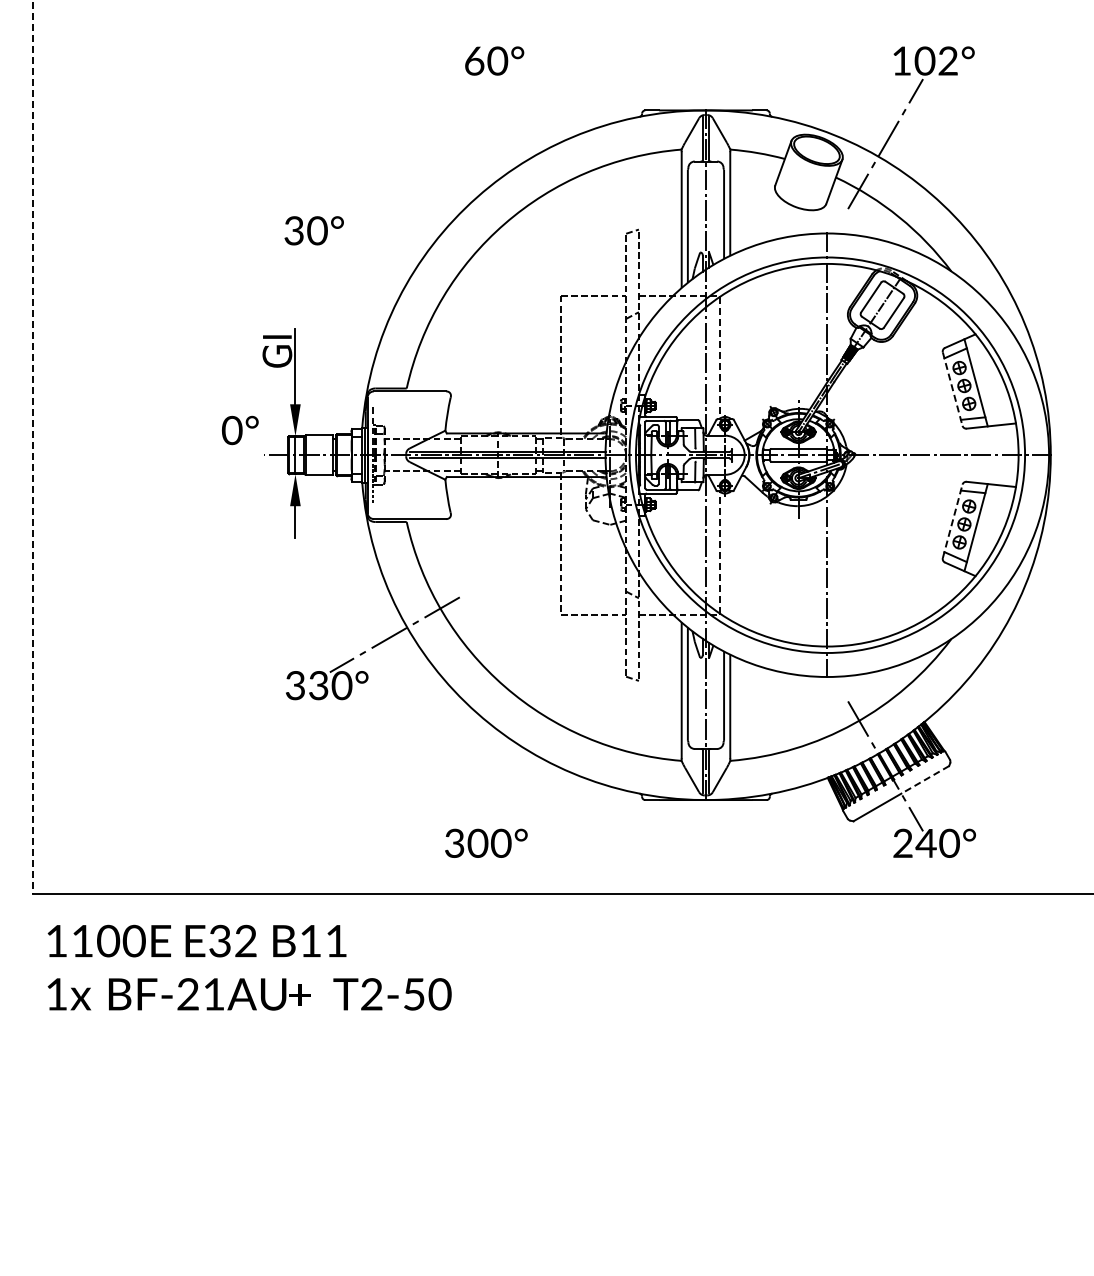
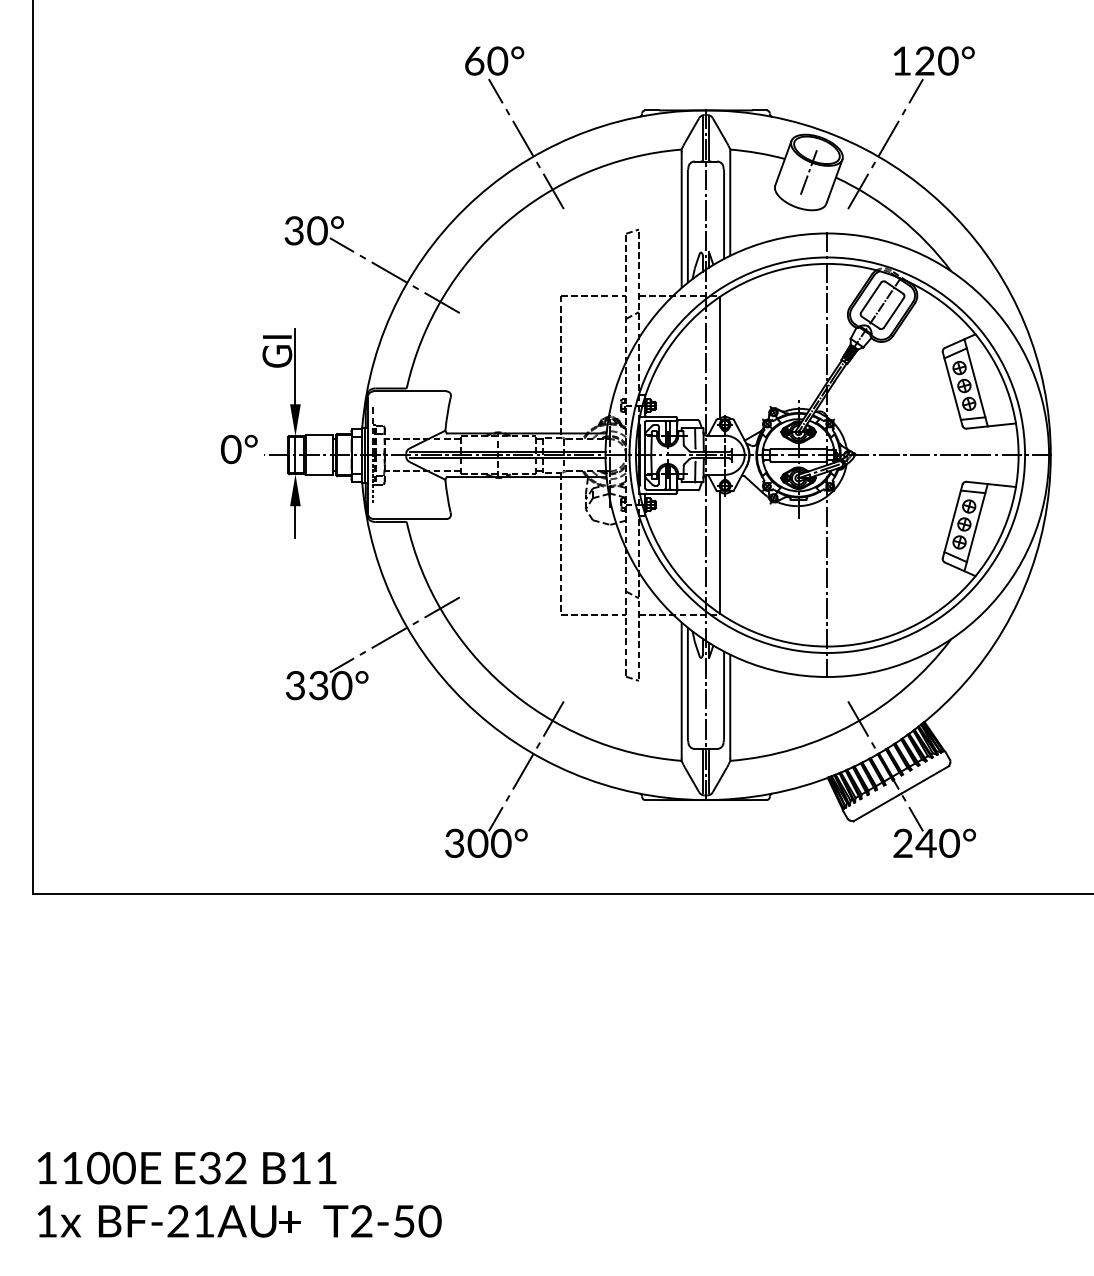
text: 102° -> 120° (936, 60)
line: none -> present (525, 144)
line: none -> present (808, 172)
line: none -> present (394, 275)
line: dashed -> solid (720, 357)
line: dashed -> solid (952, 389)
text position: (240, 430) -> (239, 449) (239, 449)
line: dashed -> solid (33, 447)
line: dashed -> solid (952, 521)
line: dashed -> solid (720, 553)
line: none -> present (525, 766)
line: dashed -> solid (925, 779)
text position: (249, 967) -> (239, 1194) (239, 1194)
